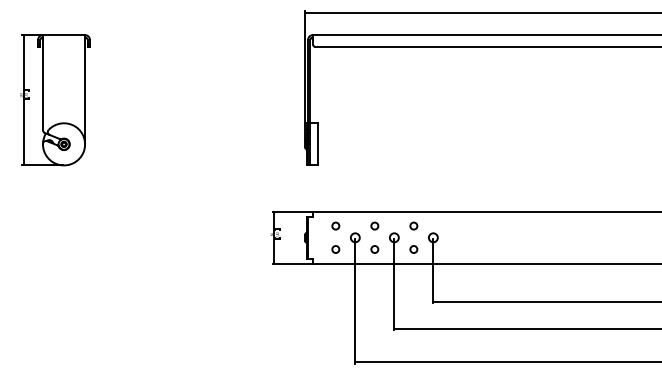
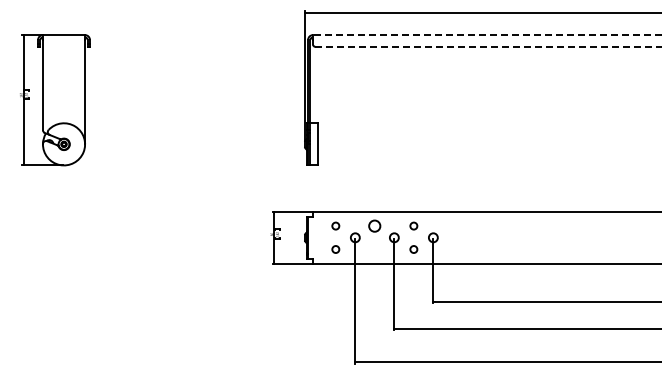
line: solid -> dashed (486, 35)
line: solid -> dashed (488, 46)
circle size: 10x10 px -> 14x14 px (374, 225)
circle: present -> none (374, 249)
